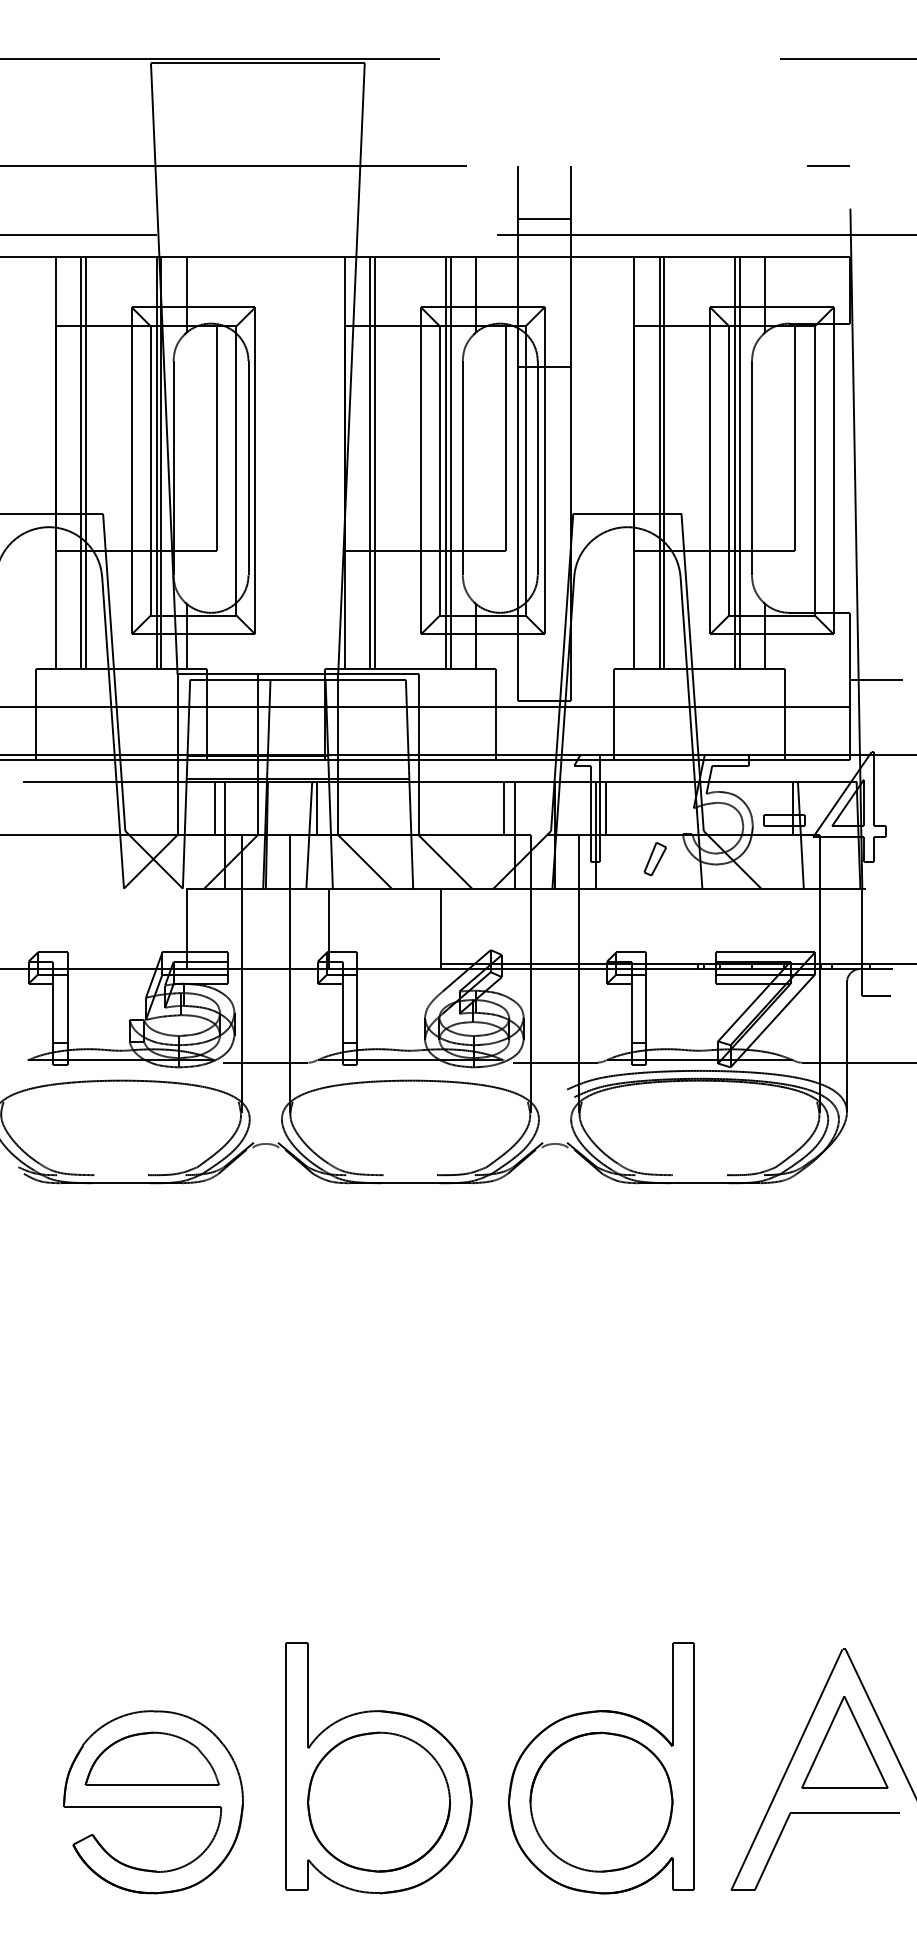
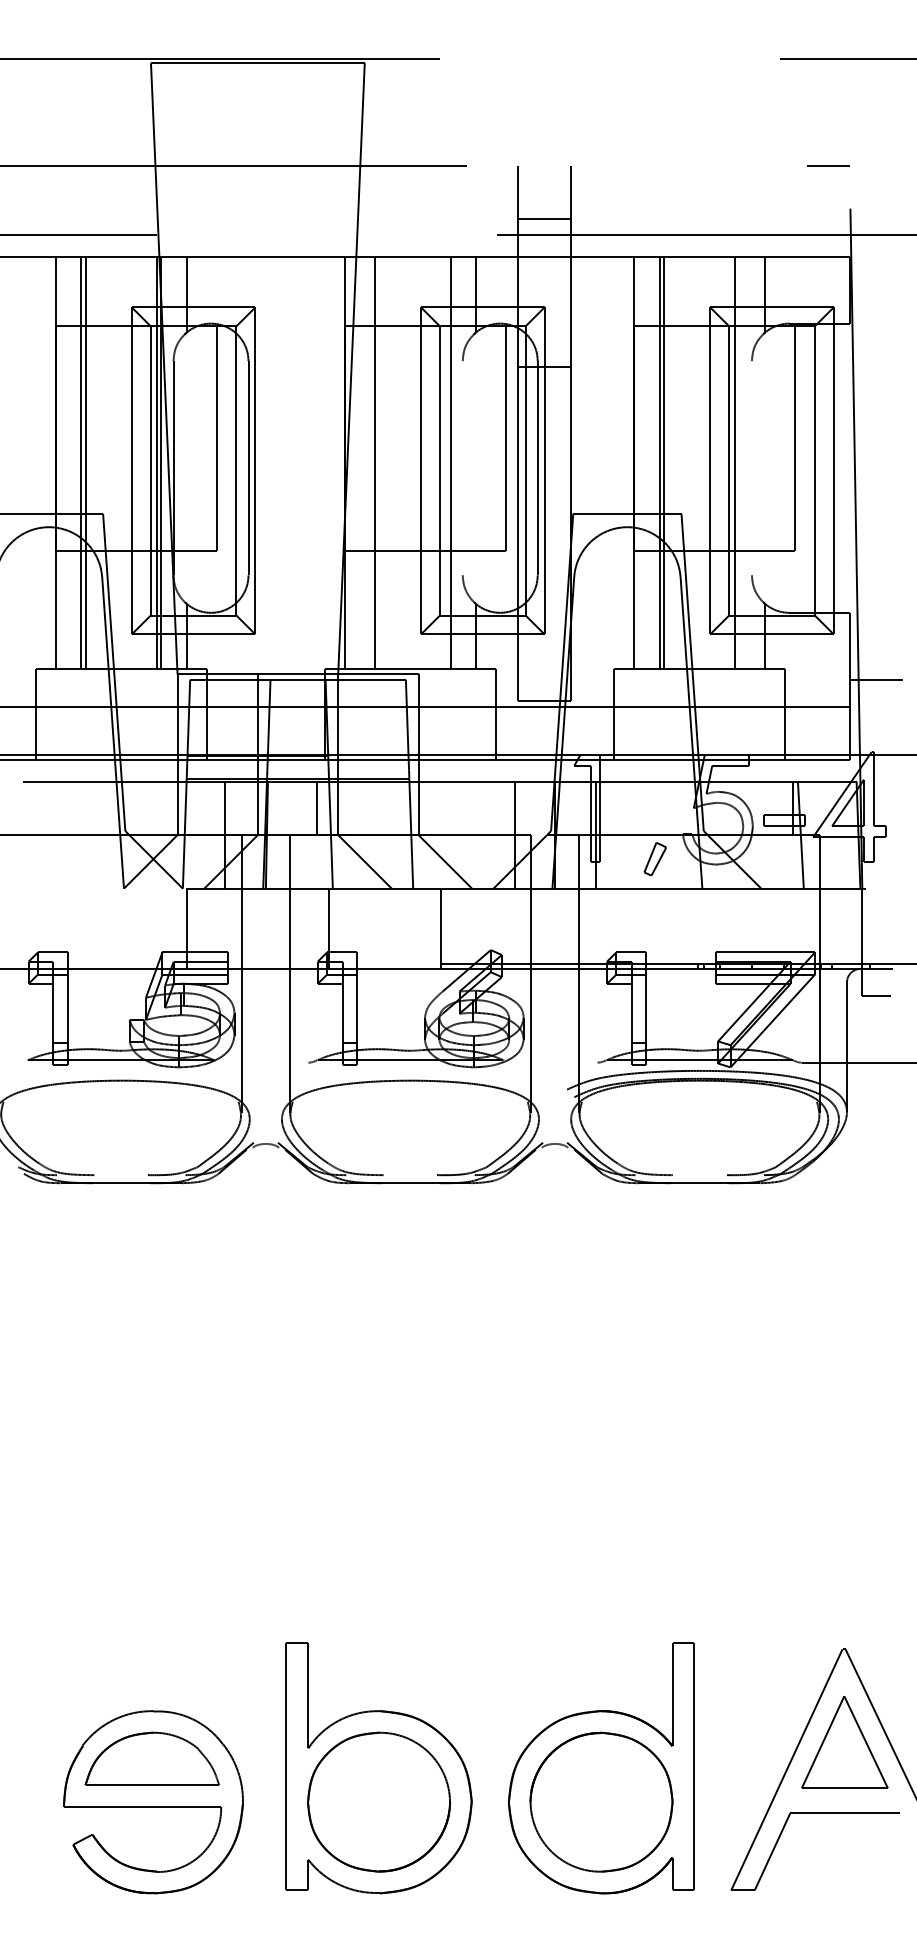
line: present -> none (370, 462)
line: present -> none (446, 462)
line: present -> none (739, 462)
line: present -> none (462, 468)
line: present -> none (751, 468)
line: present -> none (215, 808)
line: present -> none (504, 808)
line: present -> none (605, 808)
line: present -> none (309, 834)
line: present -> none (265, 1062)
line: present -> none (554, 1062)
